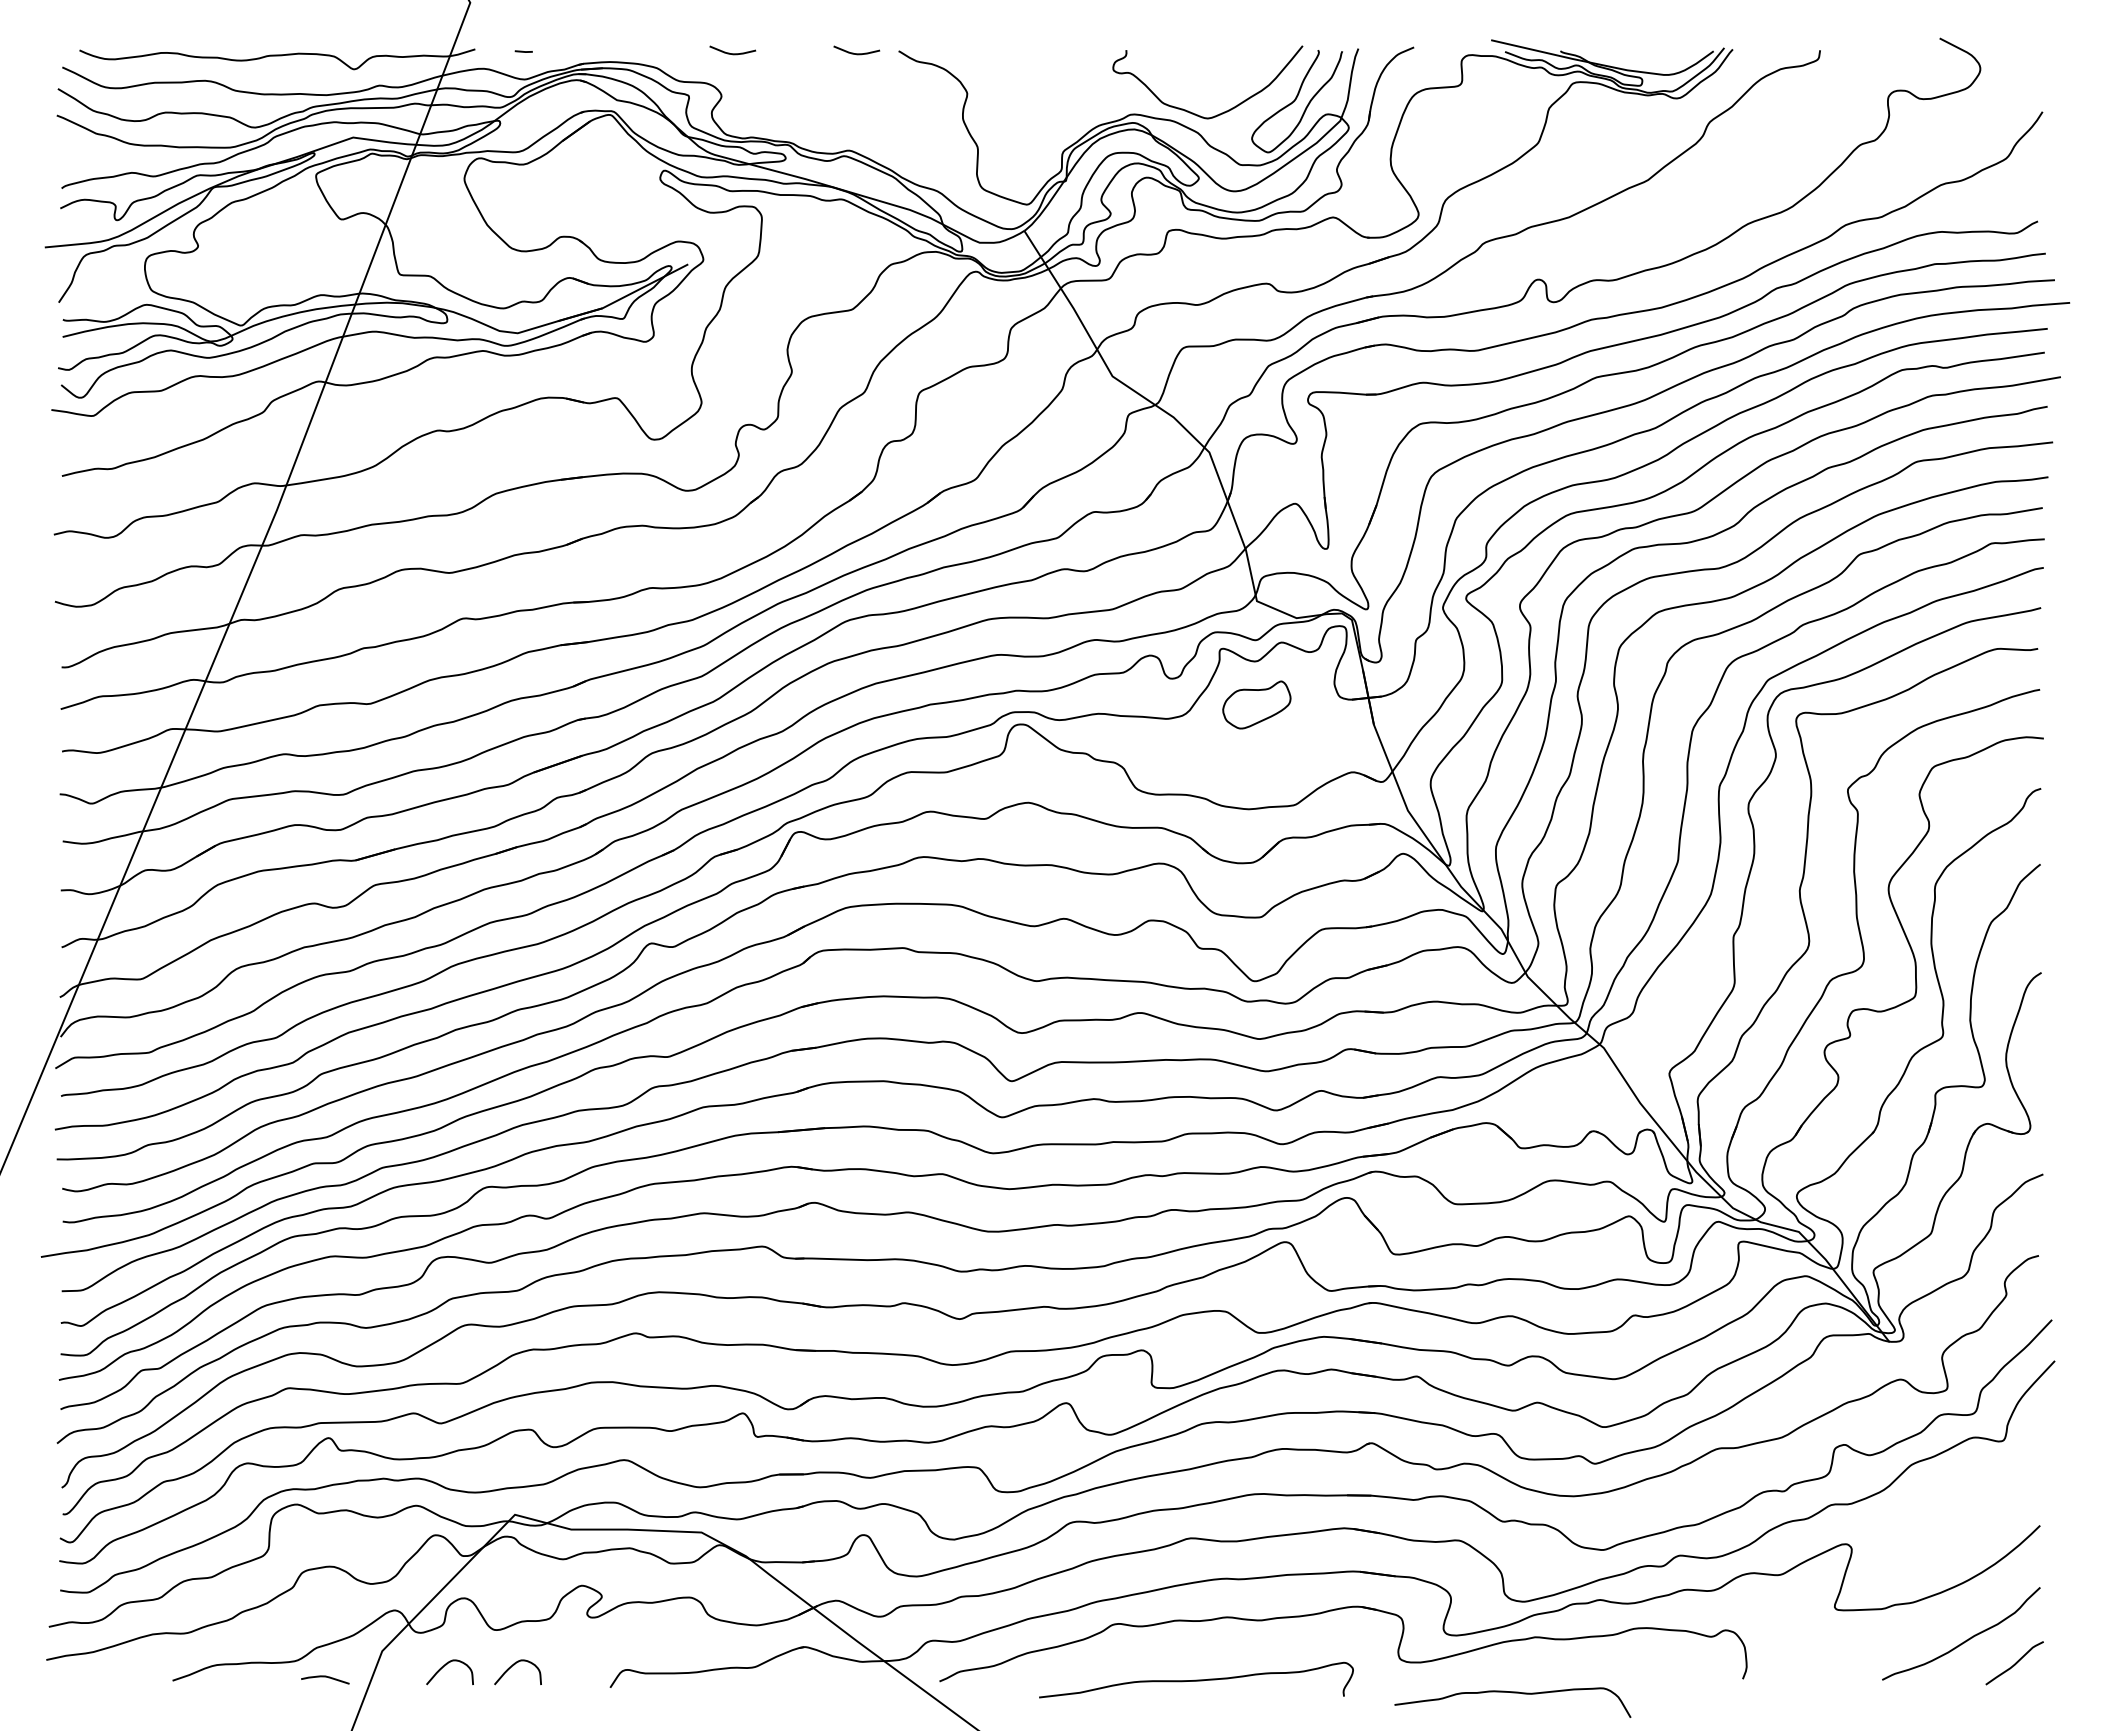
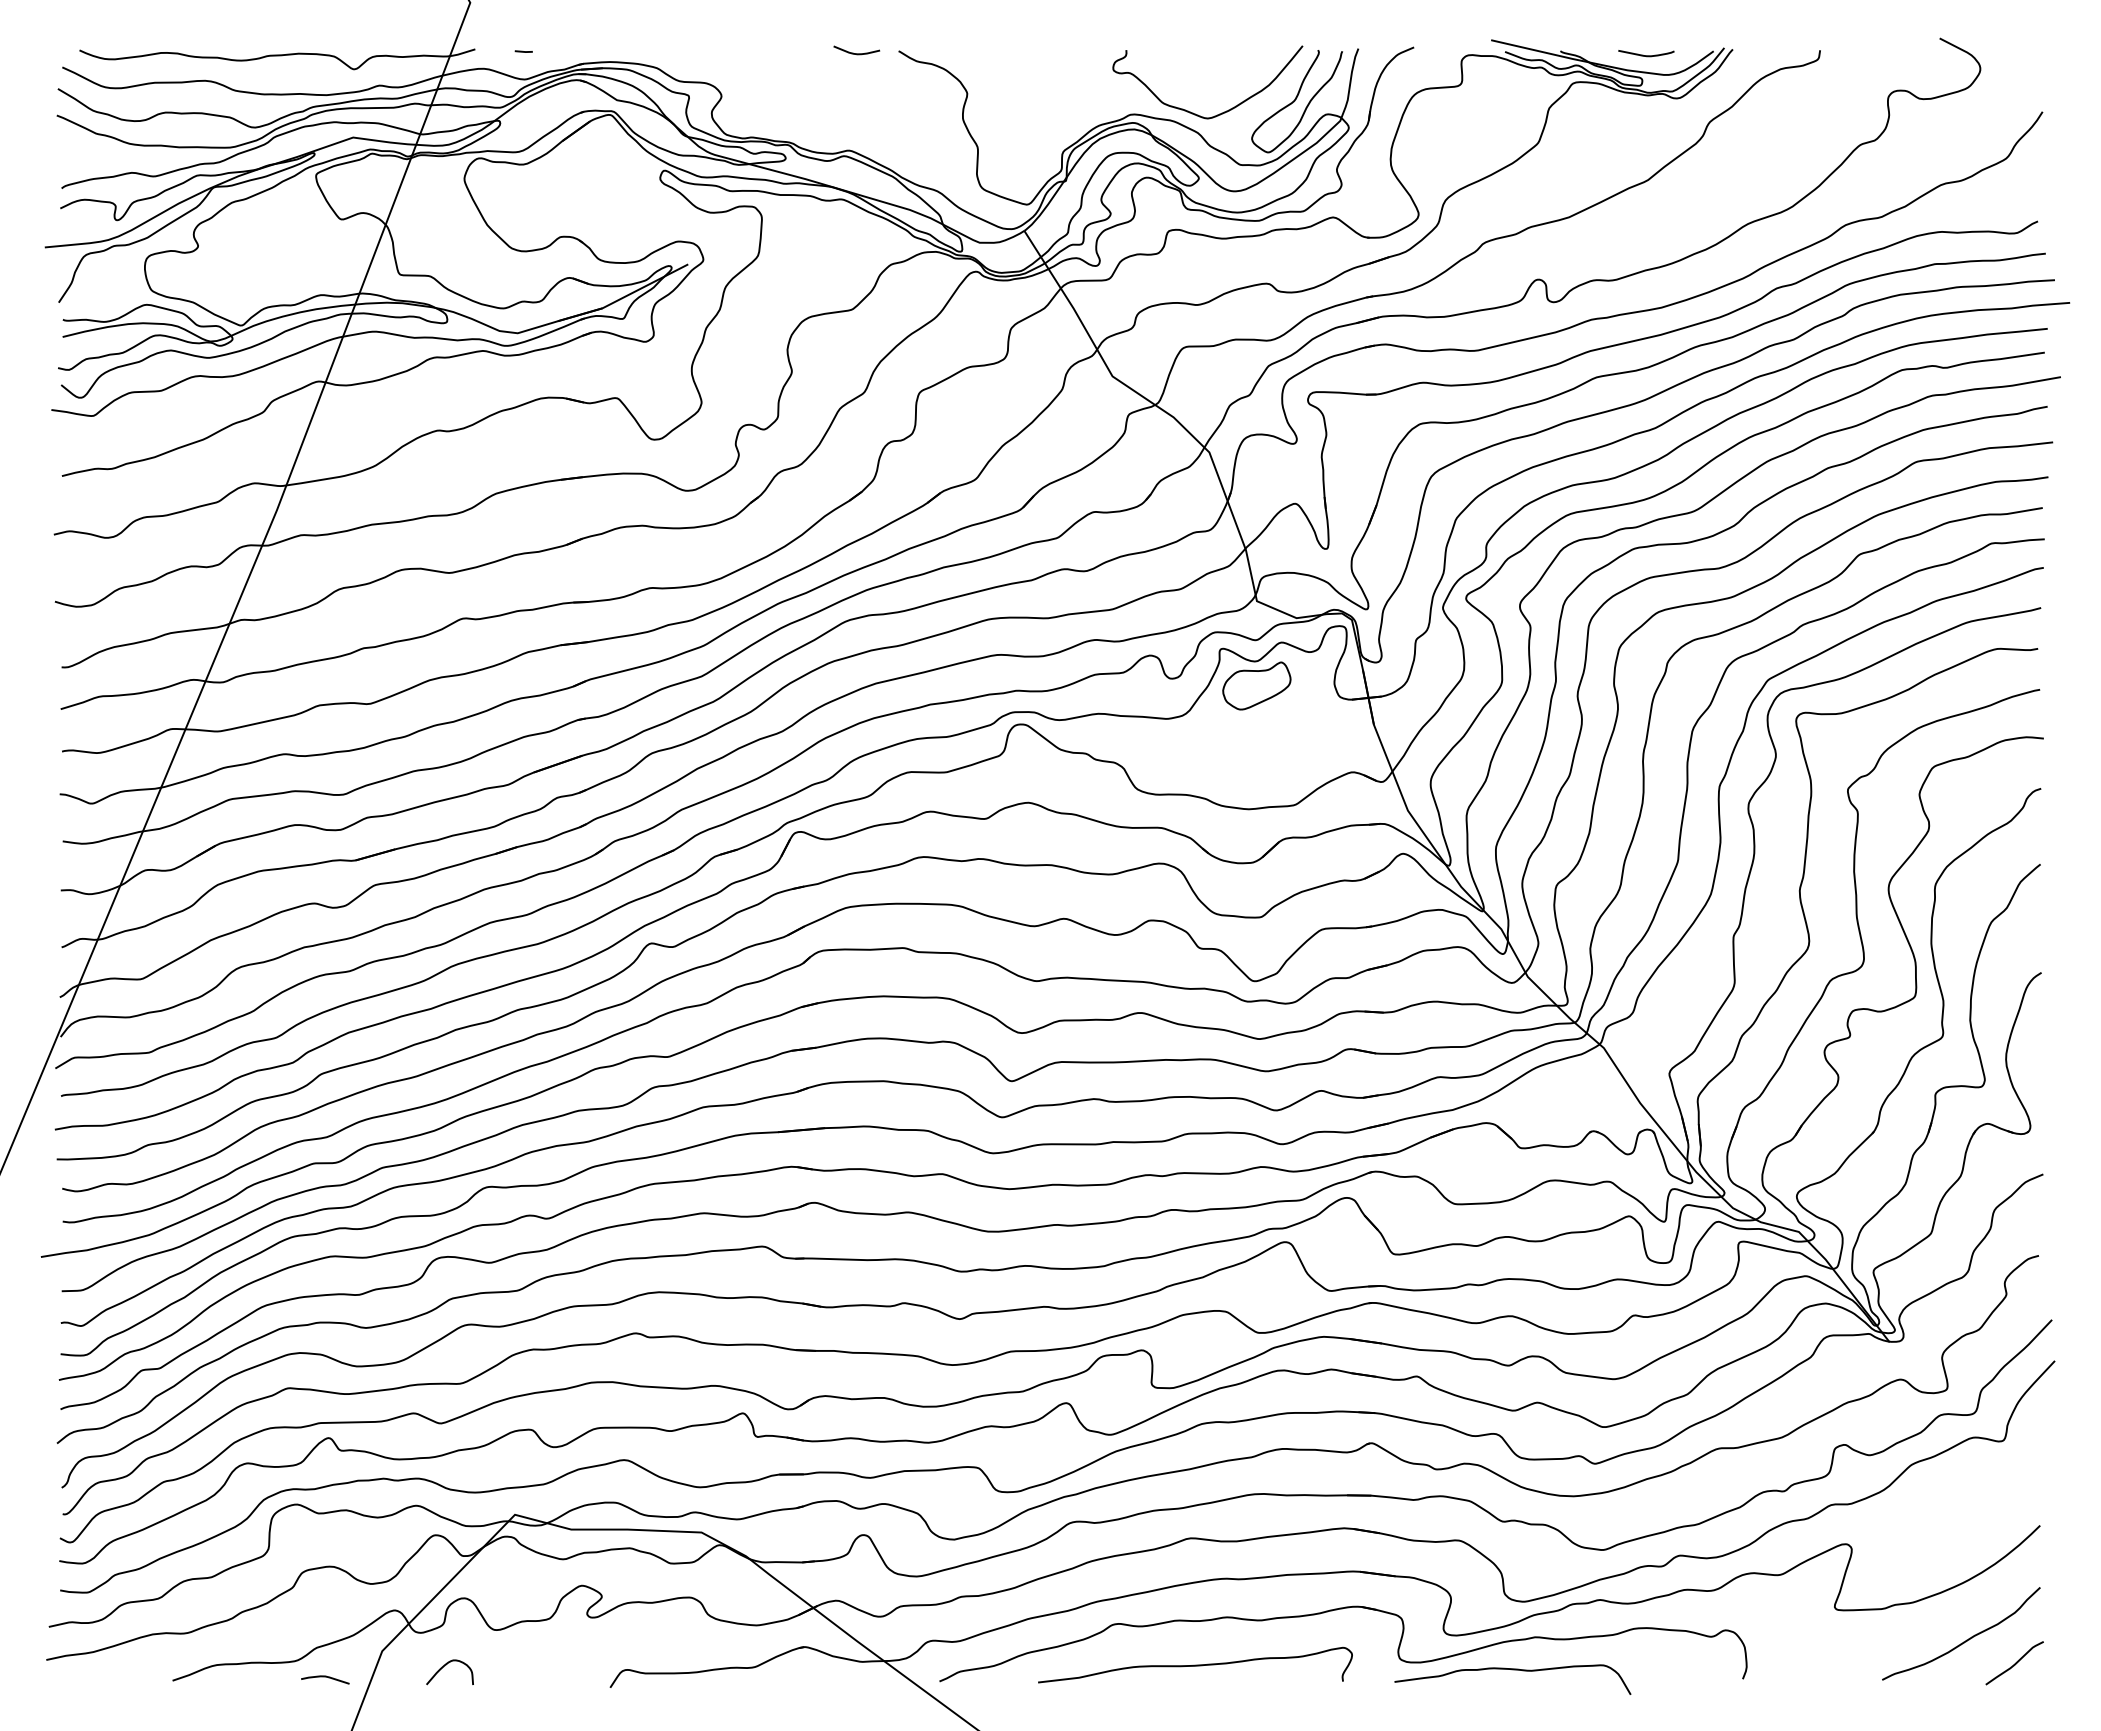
curve: present -> none (732, 53)
curve: none -> present (1646, 55)
part position: (1256, 704) -> (1256, 685) (1256, 685)
curve: present -> none (514, 1665)
curve position: (1196, 1679) -> (1195, 1664) (1195, 1664)
curve position: (1512, 1693) -> (1512, 1670) (1512, 1670)
